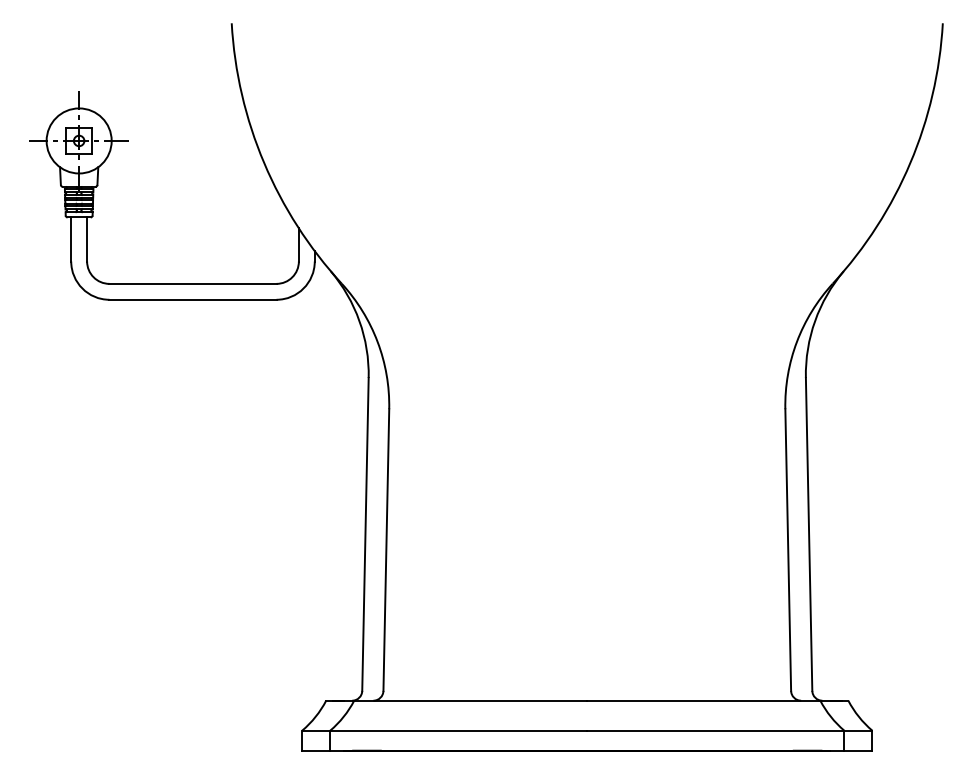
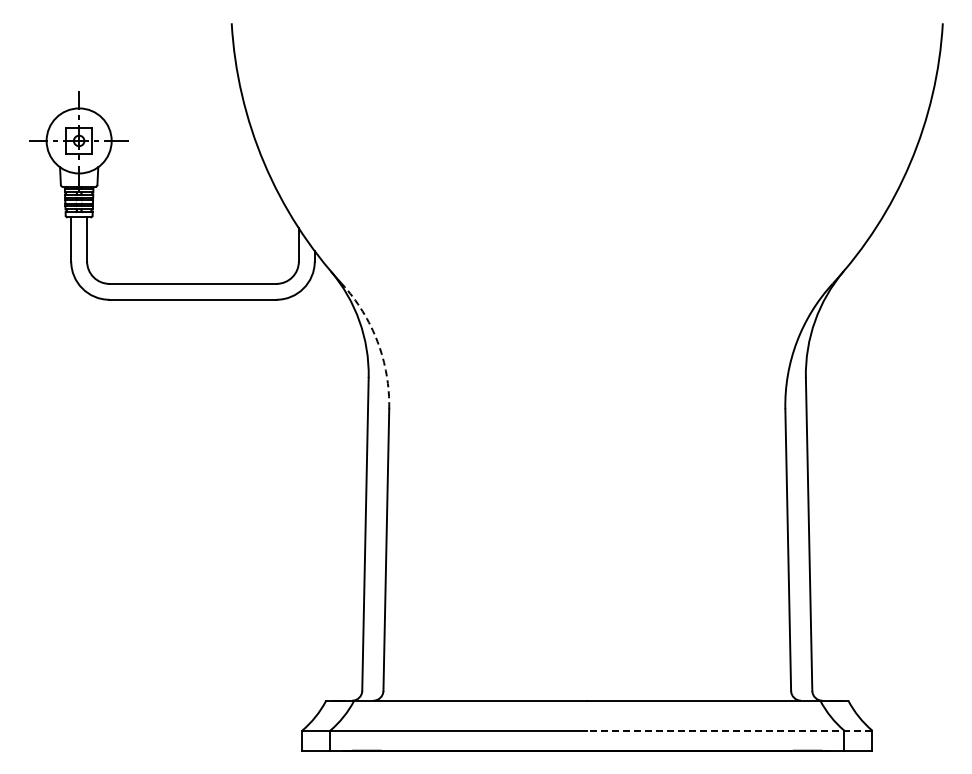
arc: solid -> dashed (377, 341)
line: solid -> dashed (729, 730)
